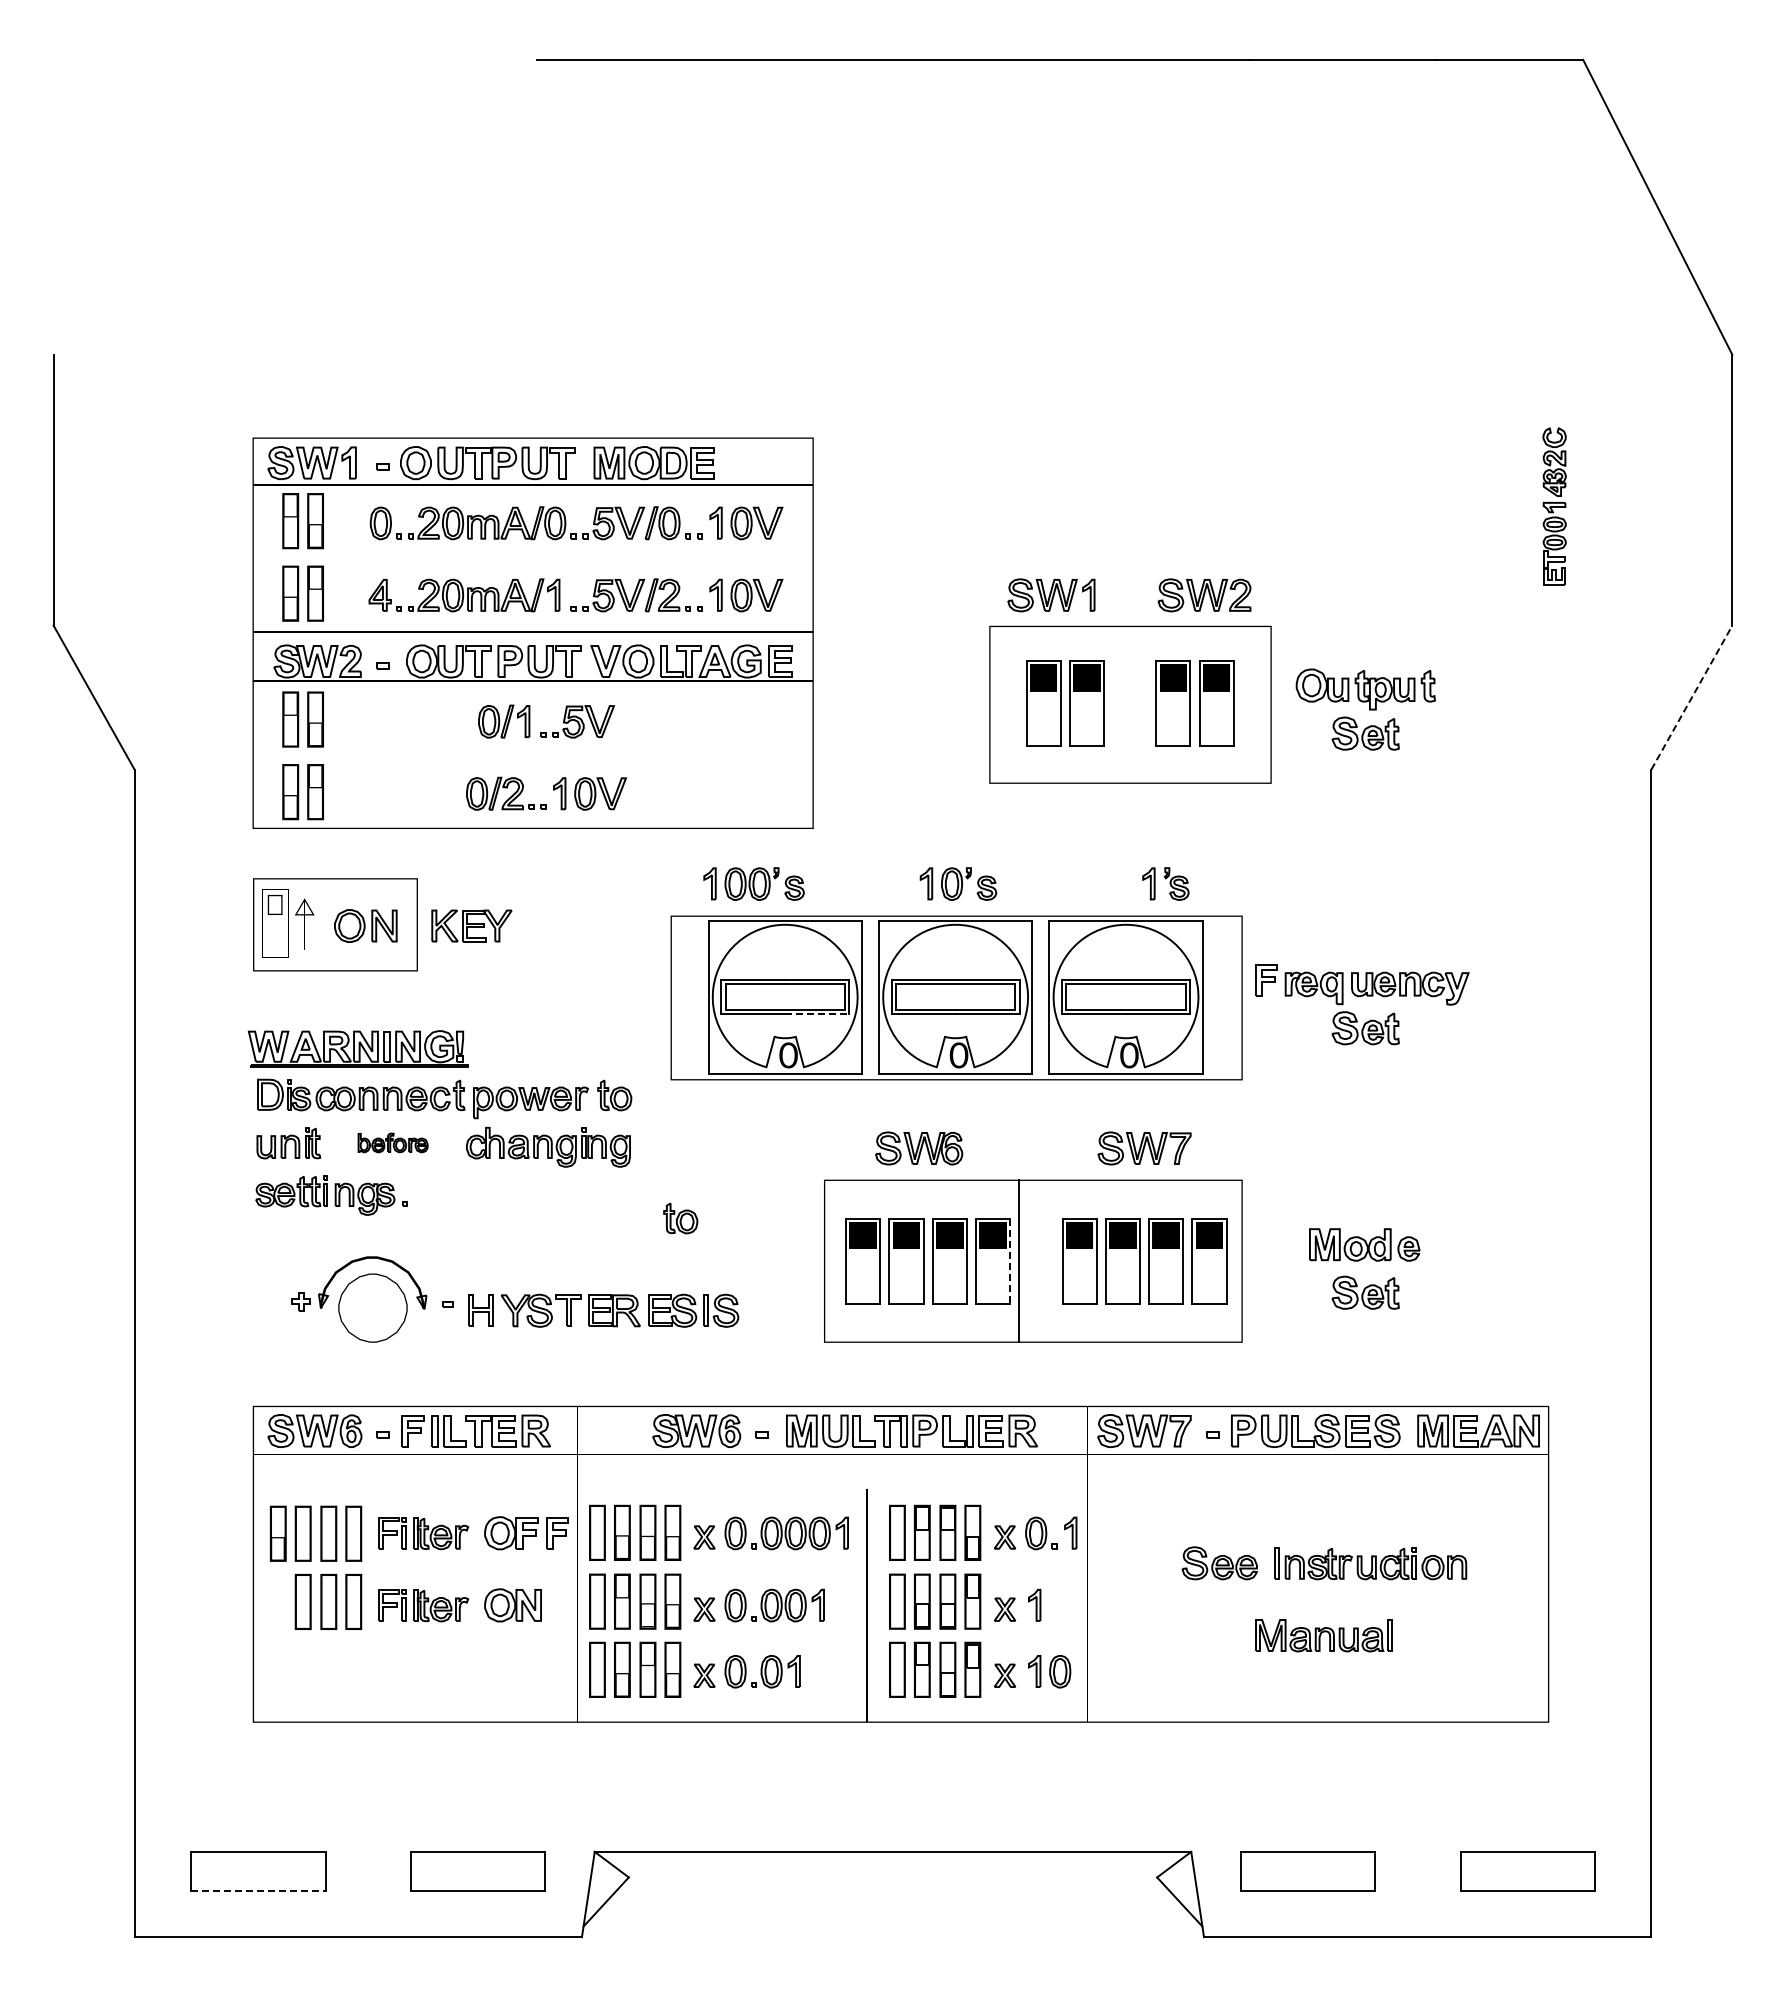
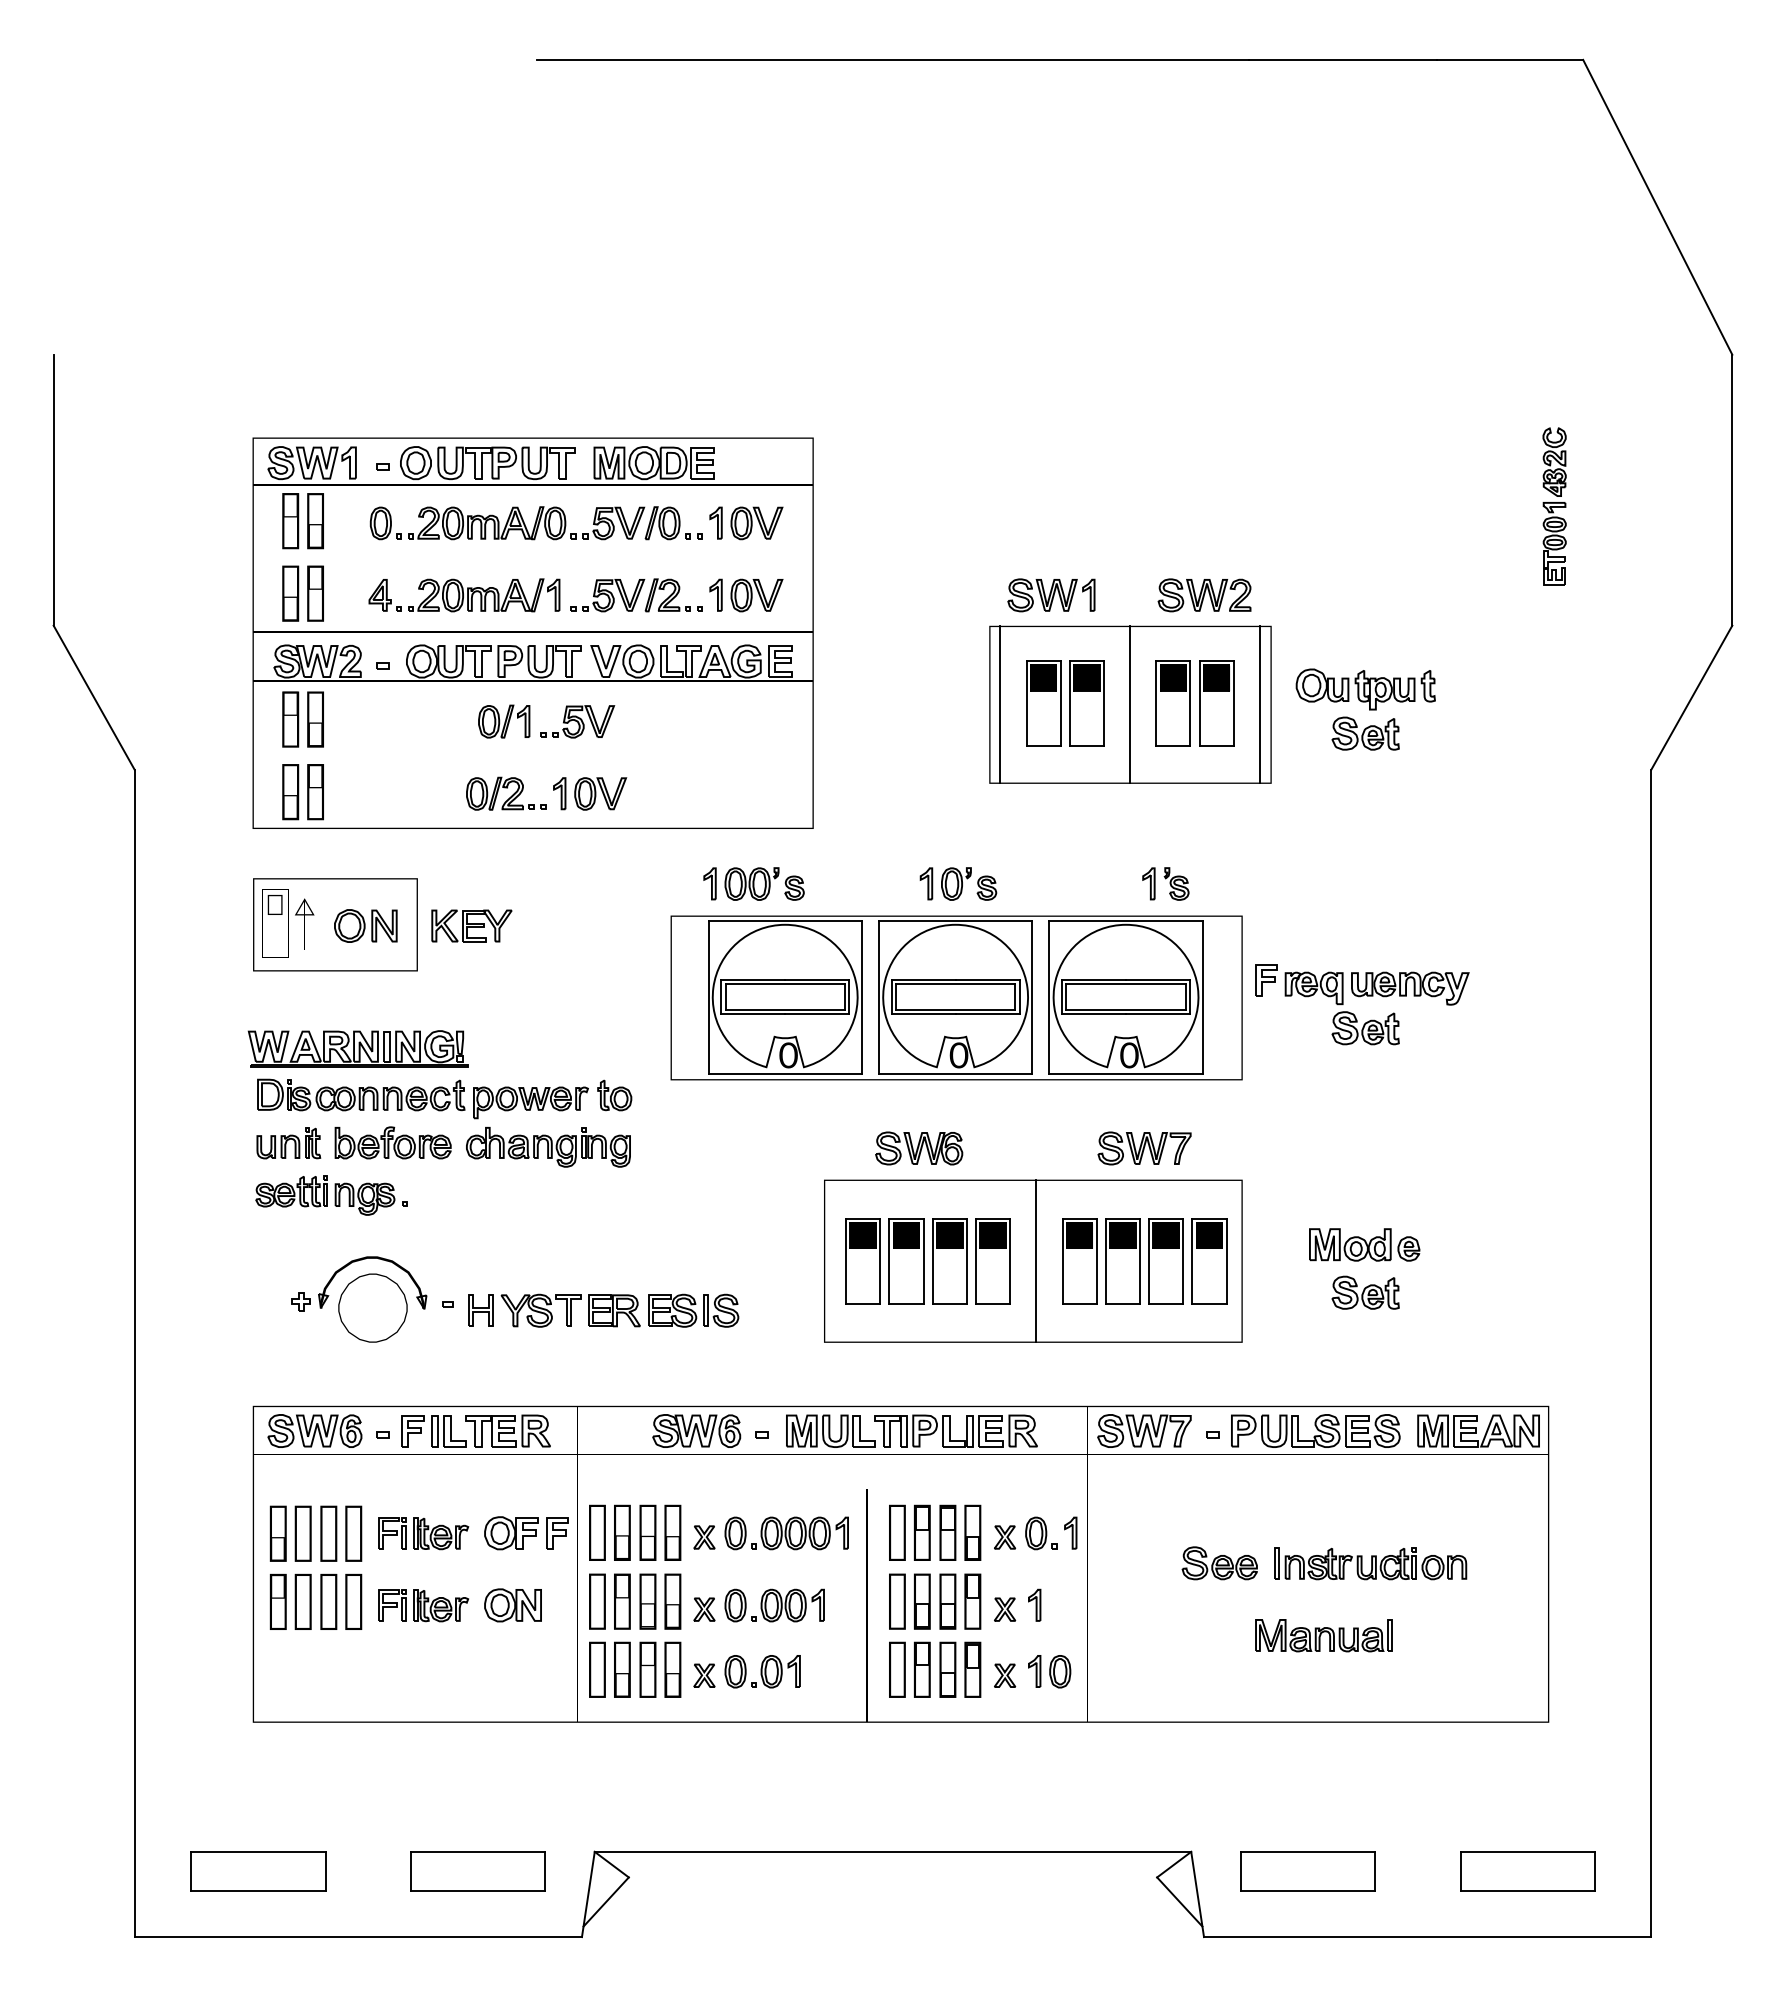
line: dashed -> solid (1691, 697)
line: none -> present (1000, 704)
line: none -> present (1130, 704)
line: none -> present (1259, 704)
line: dashed -> solid (817, 1014)
part size: 72x22 px -> 118x34 px (392, 1142)
part: present -> none (680, 1218)
line: dashed -> solid (1010, 1261)
line position: (1019, 1261) -> (1036, 1261) (1036, 1261)
part: none -> present (277, 1601)
line: dashed -> solid (258, 1891)
